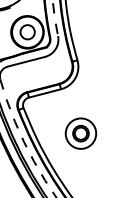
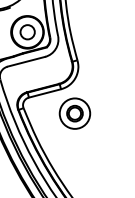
arc: dashed -> solid (54, 17)
part position: (80, 133) -> (74, 113) (74, 113)
arc: dashed -> solid (23, 140)
